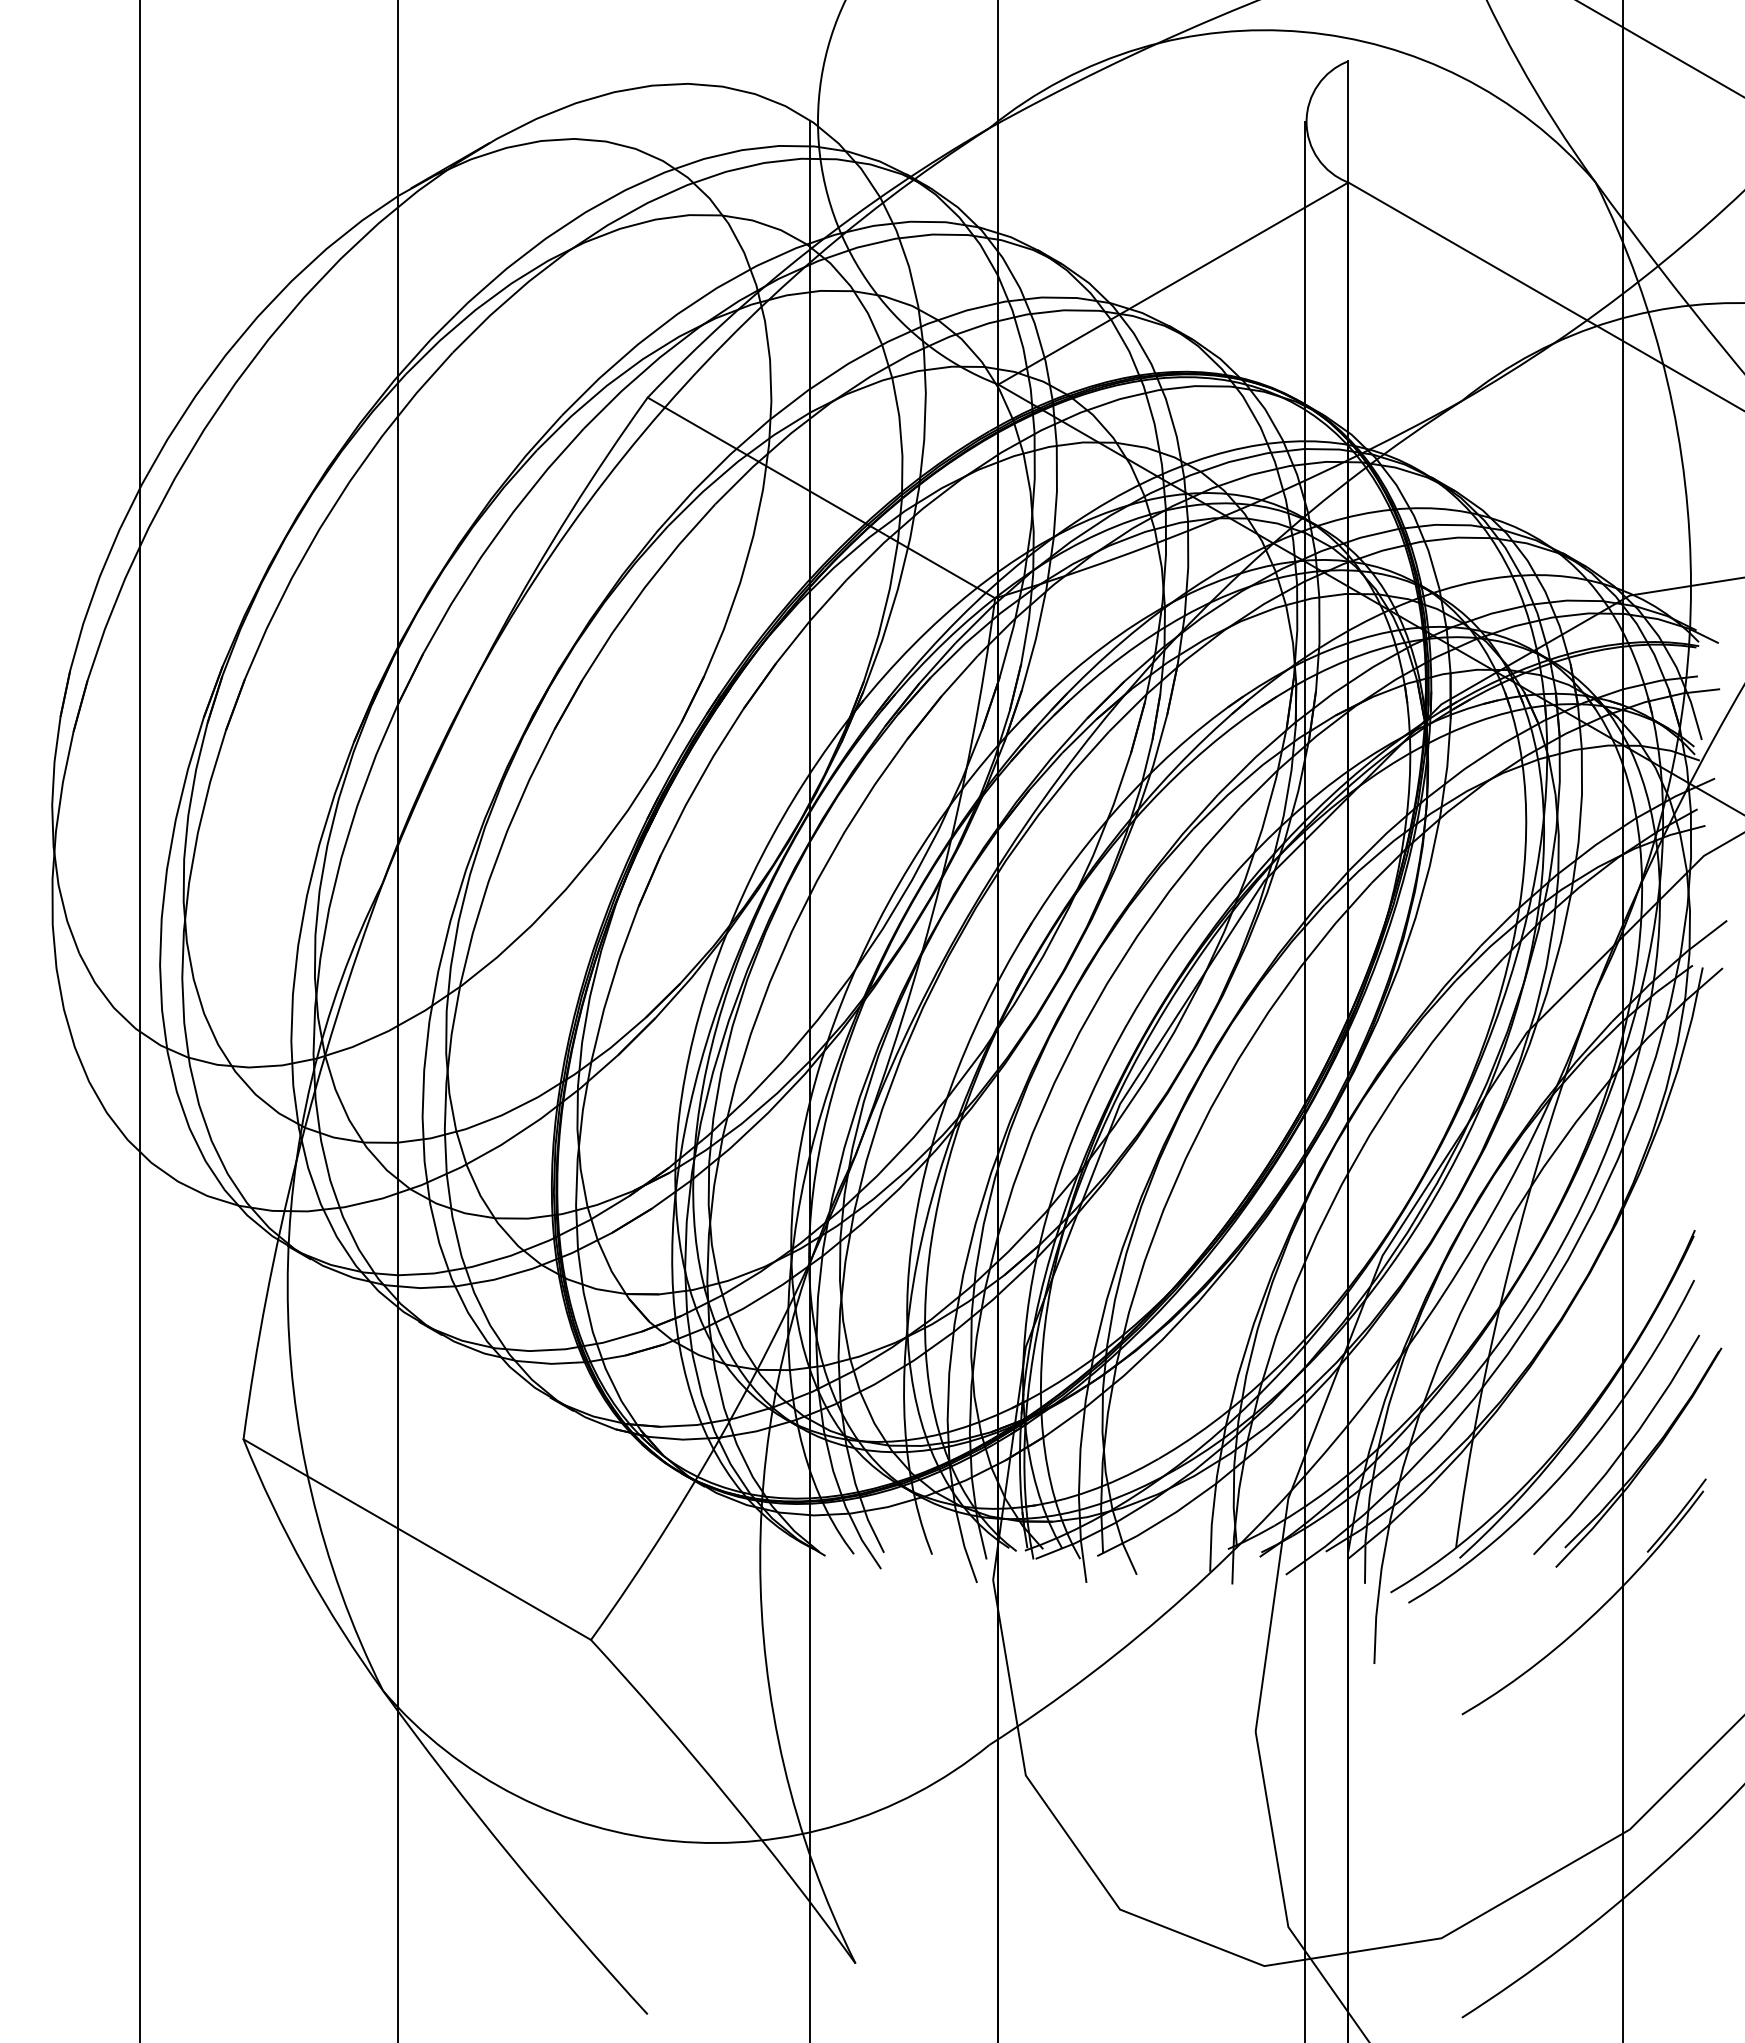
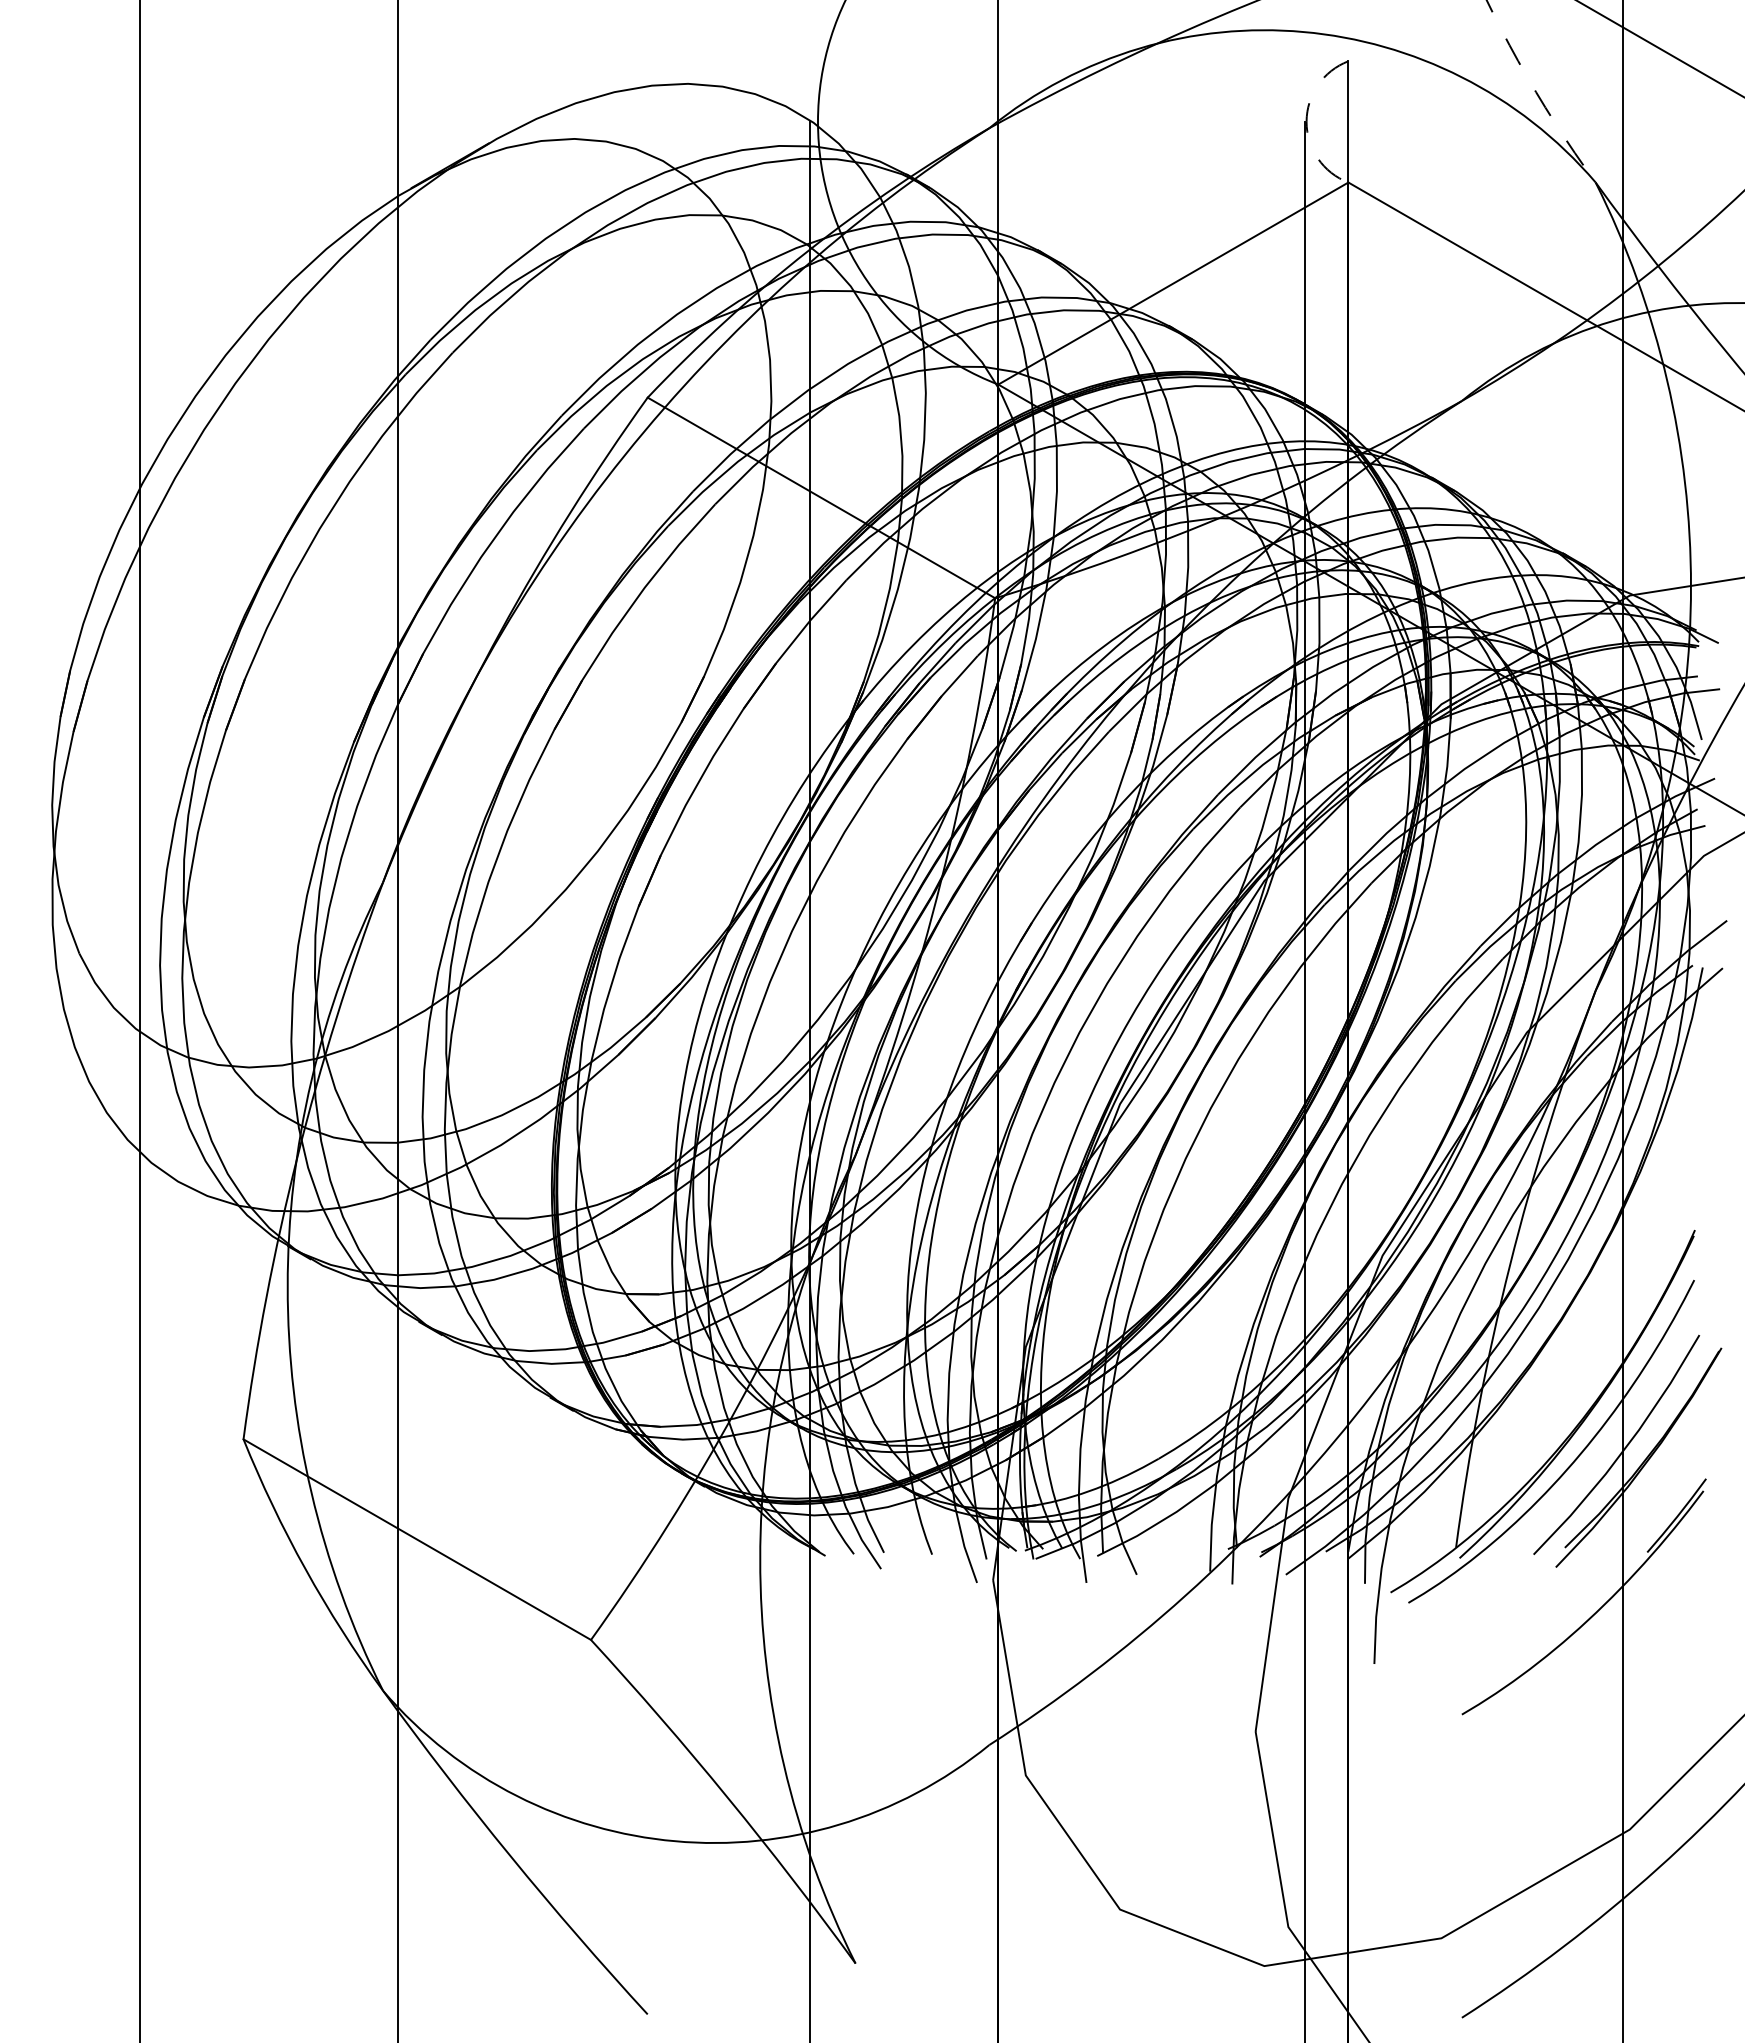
arc: solid -> dashed (1537, 93)
arc: solid -> dashed (1306, 121)
